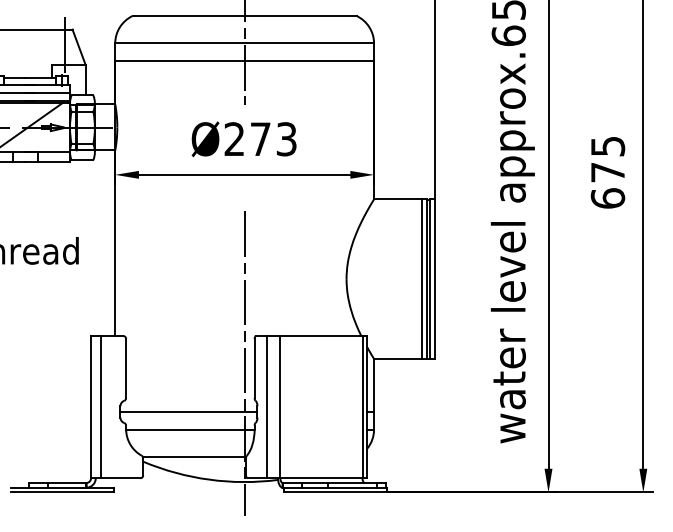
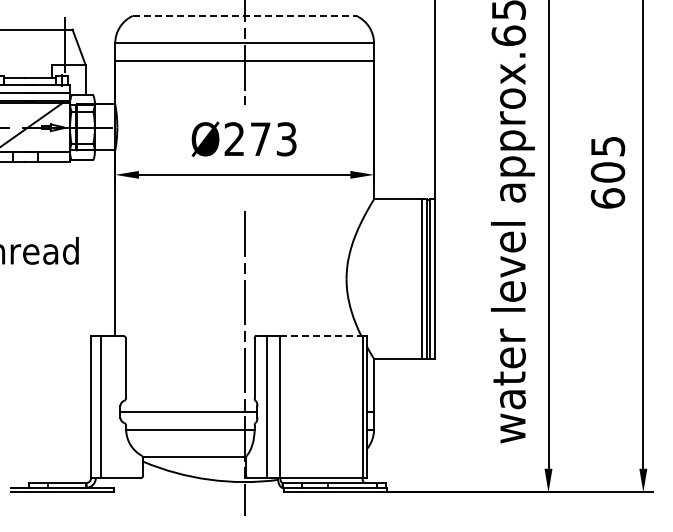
line: solid -> dashed (245, 16)
text: 675 -> 605 (607, 172)
line: solid -> dashed (321, 336)
